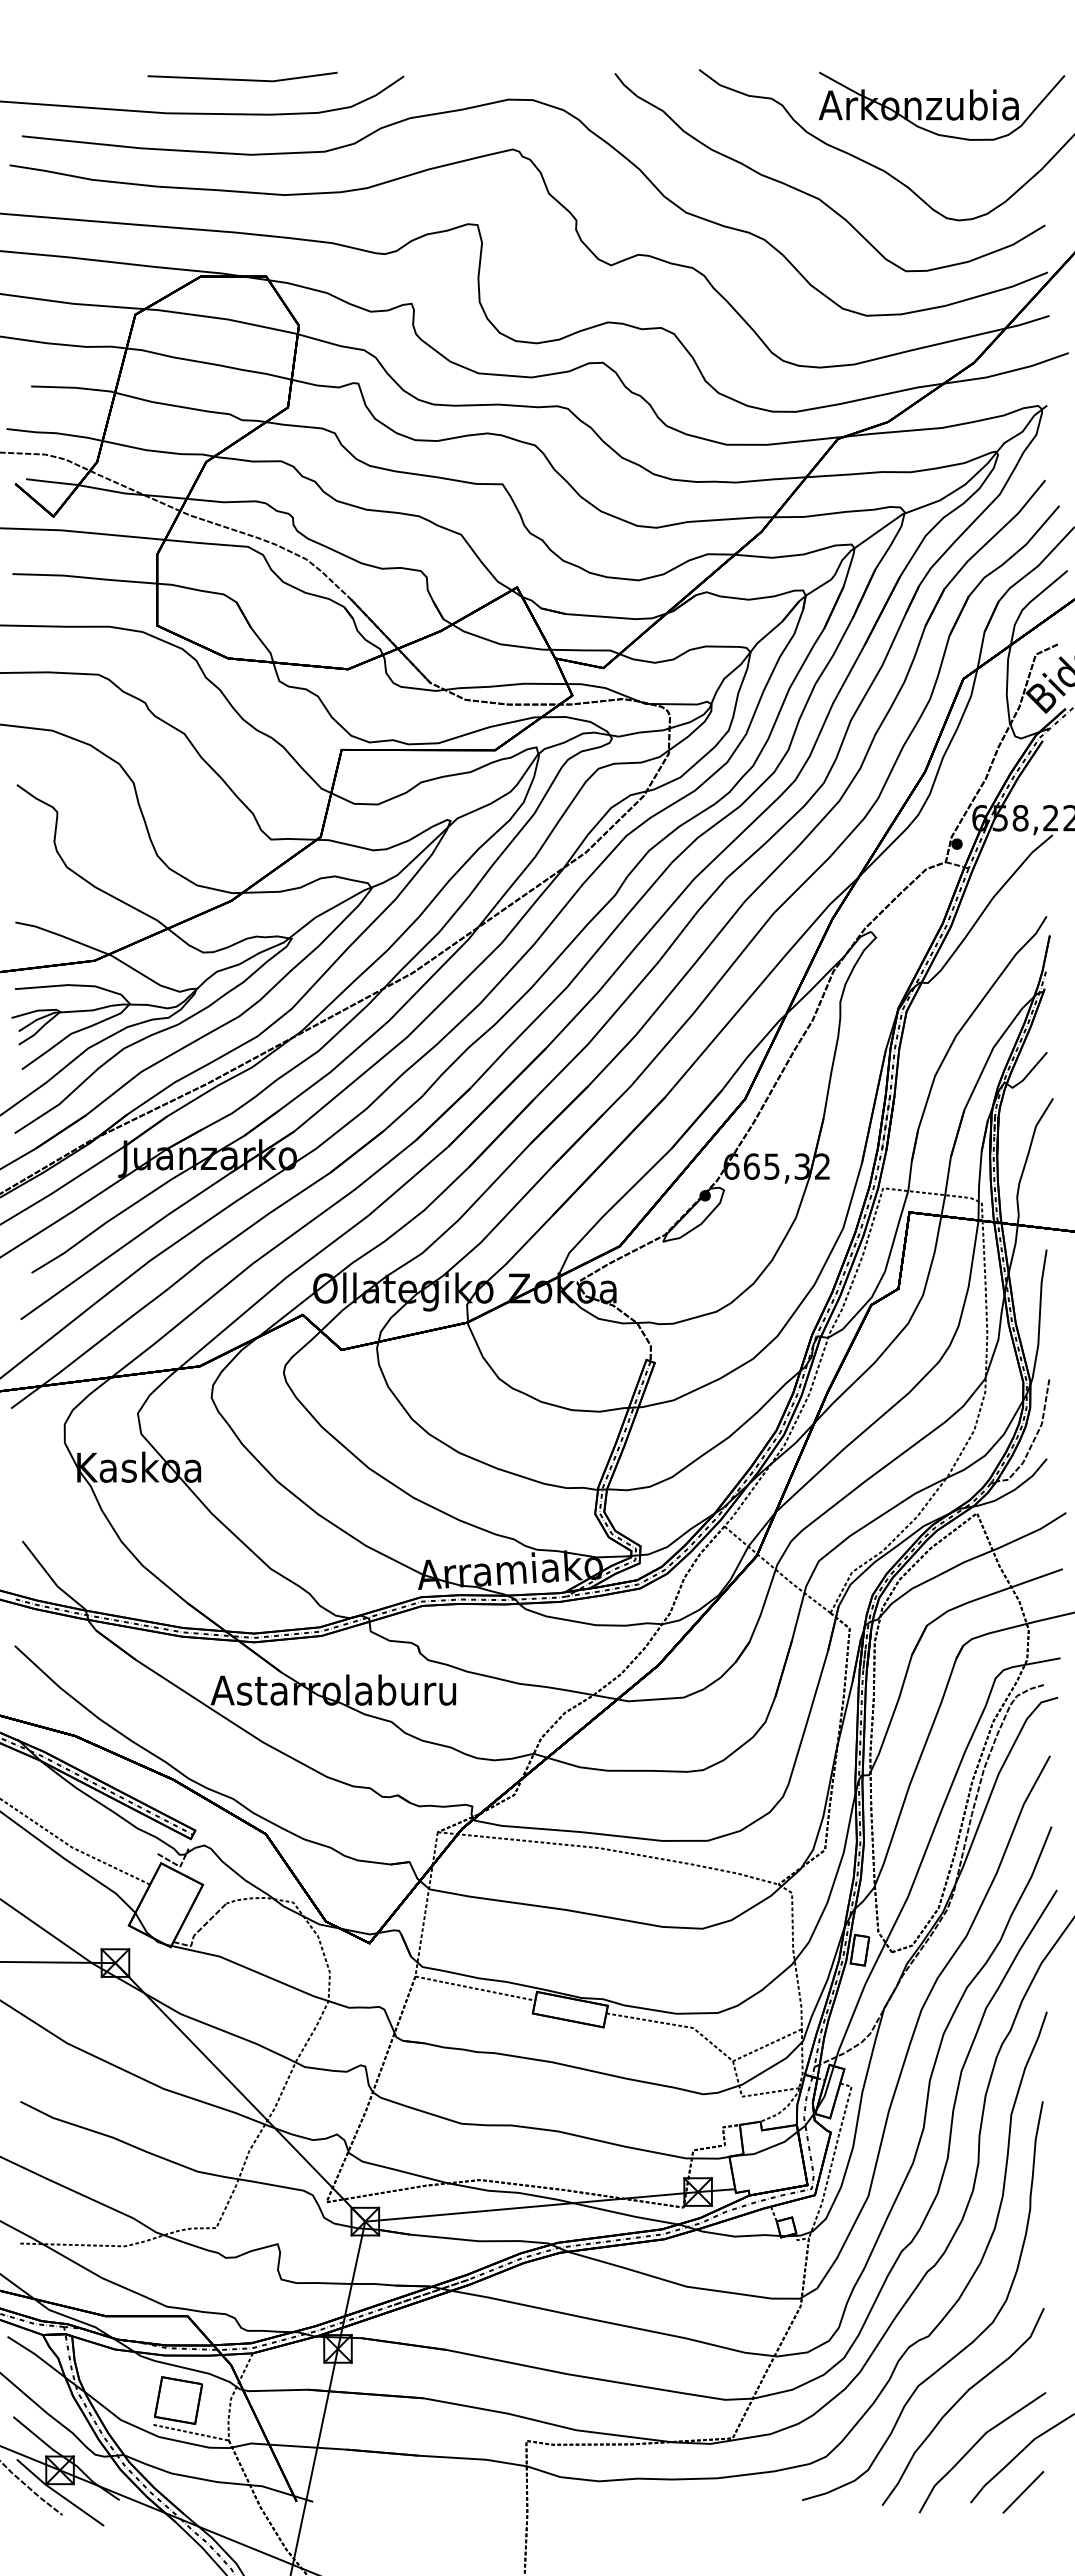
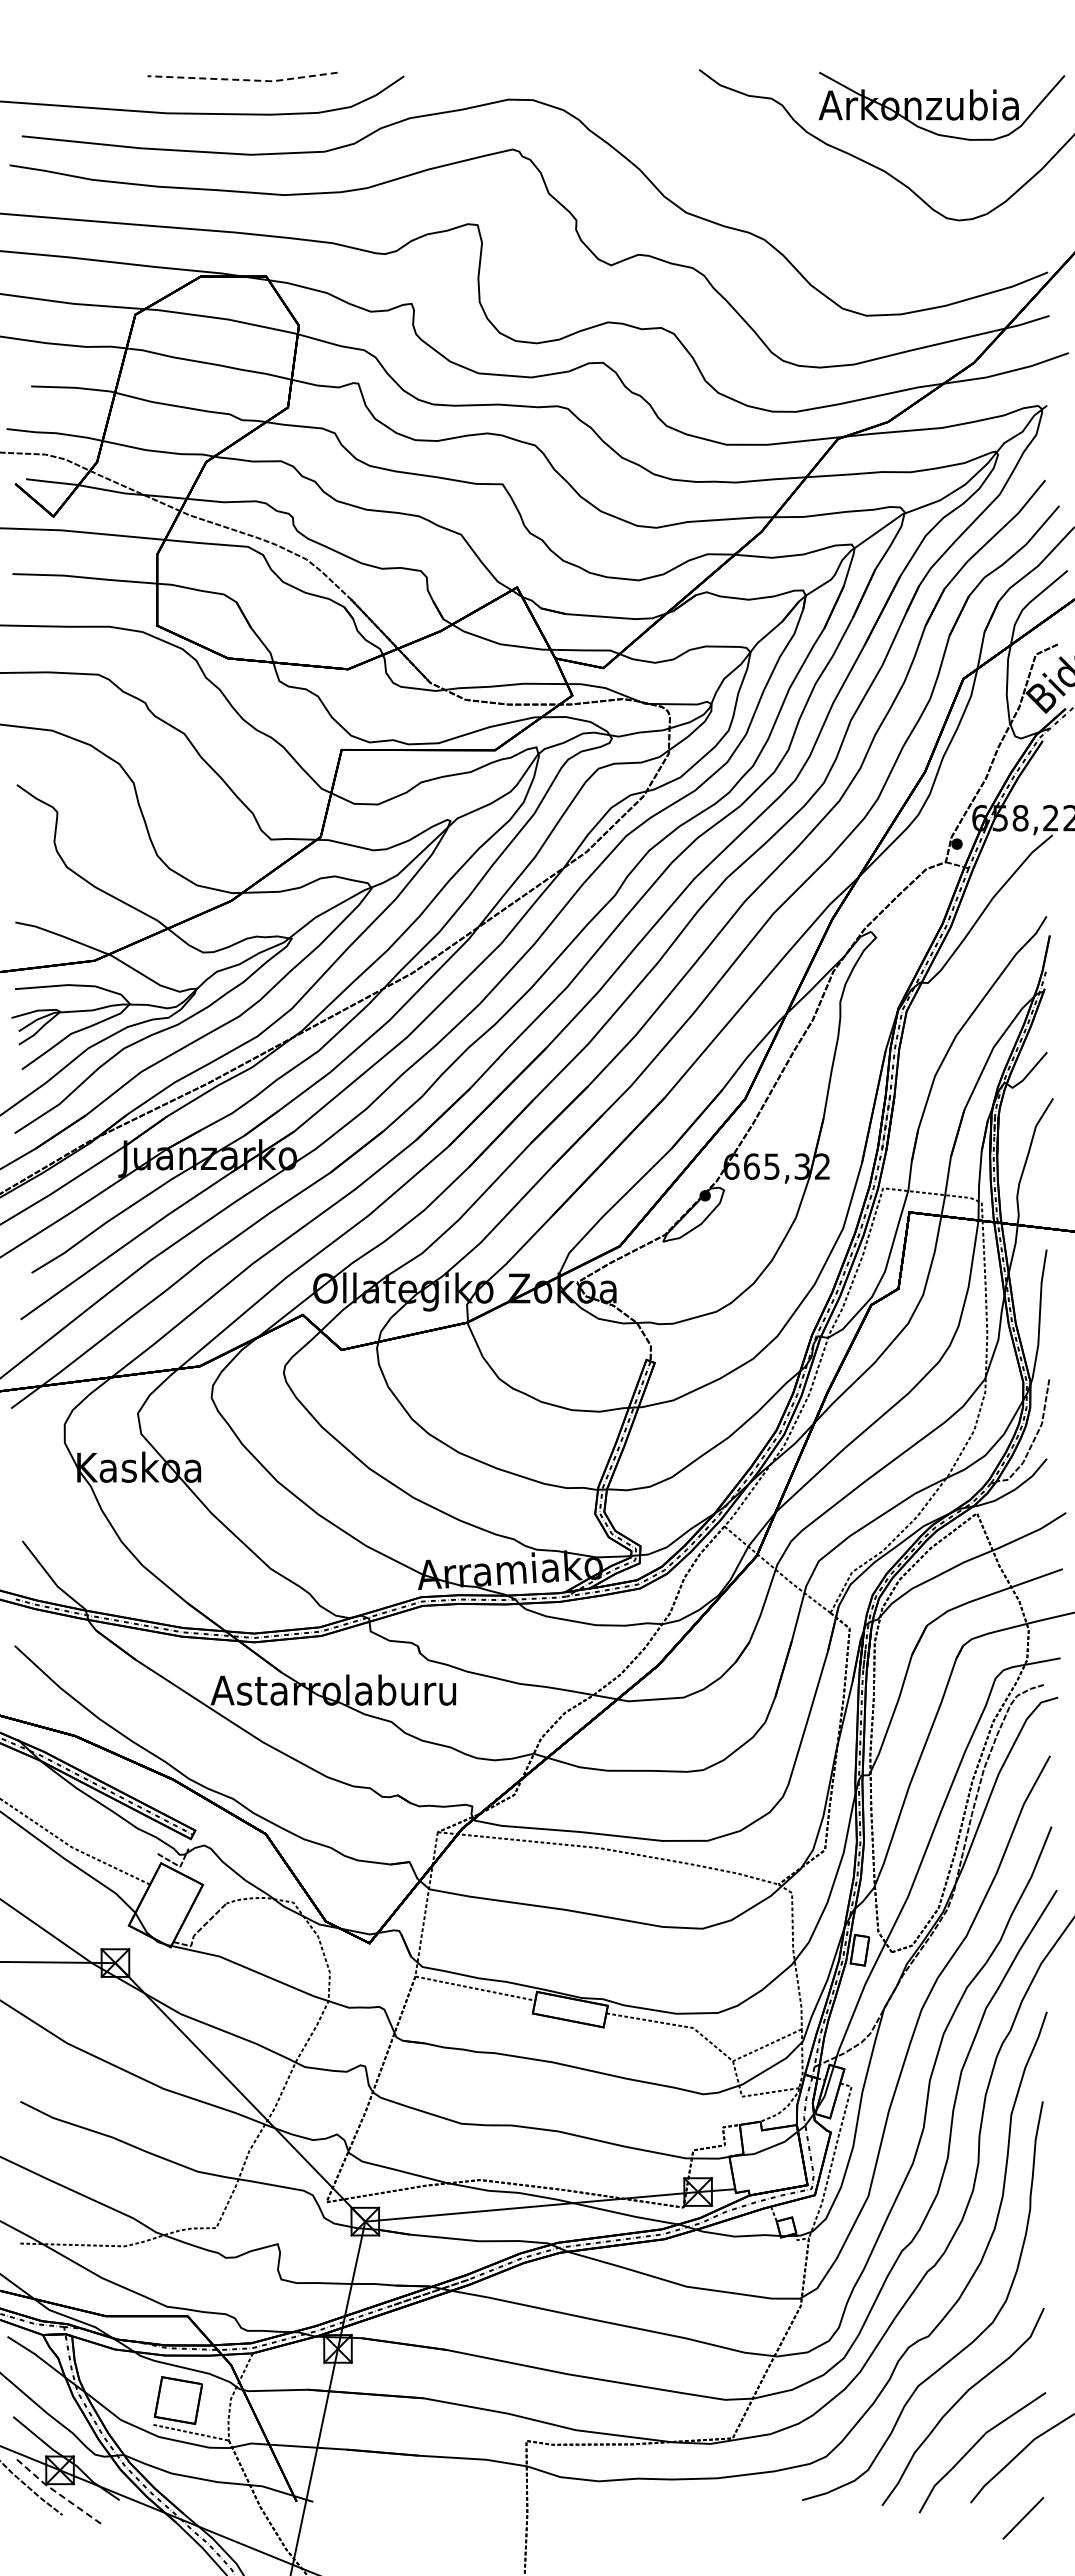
line: solid -> dashed (243, 80)
curve: present -> none (817, 197)
line position: (1023, 2492) -> (1023, 2518) (1023, 2518)
line: solid -> dashed (58, 2494)
